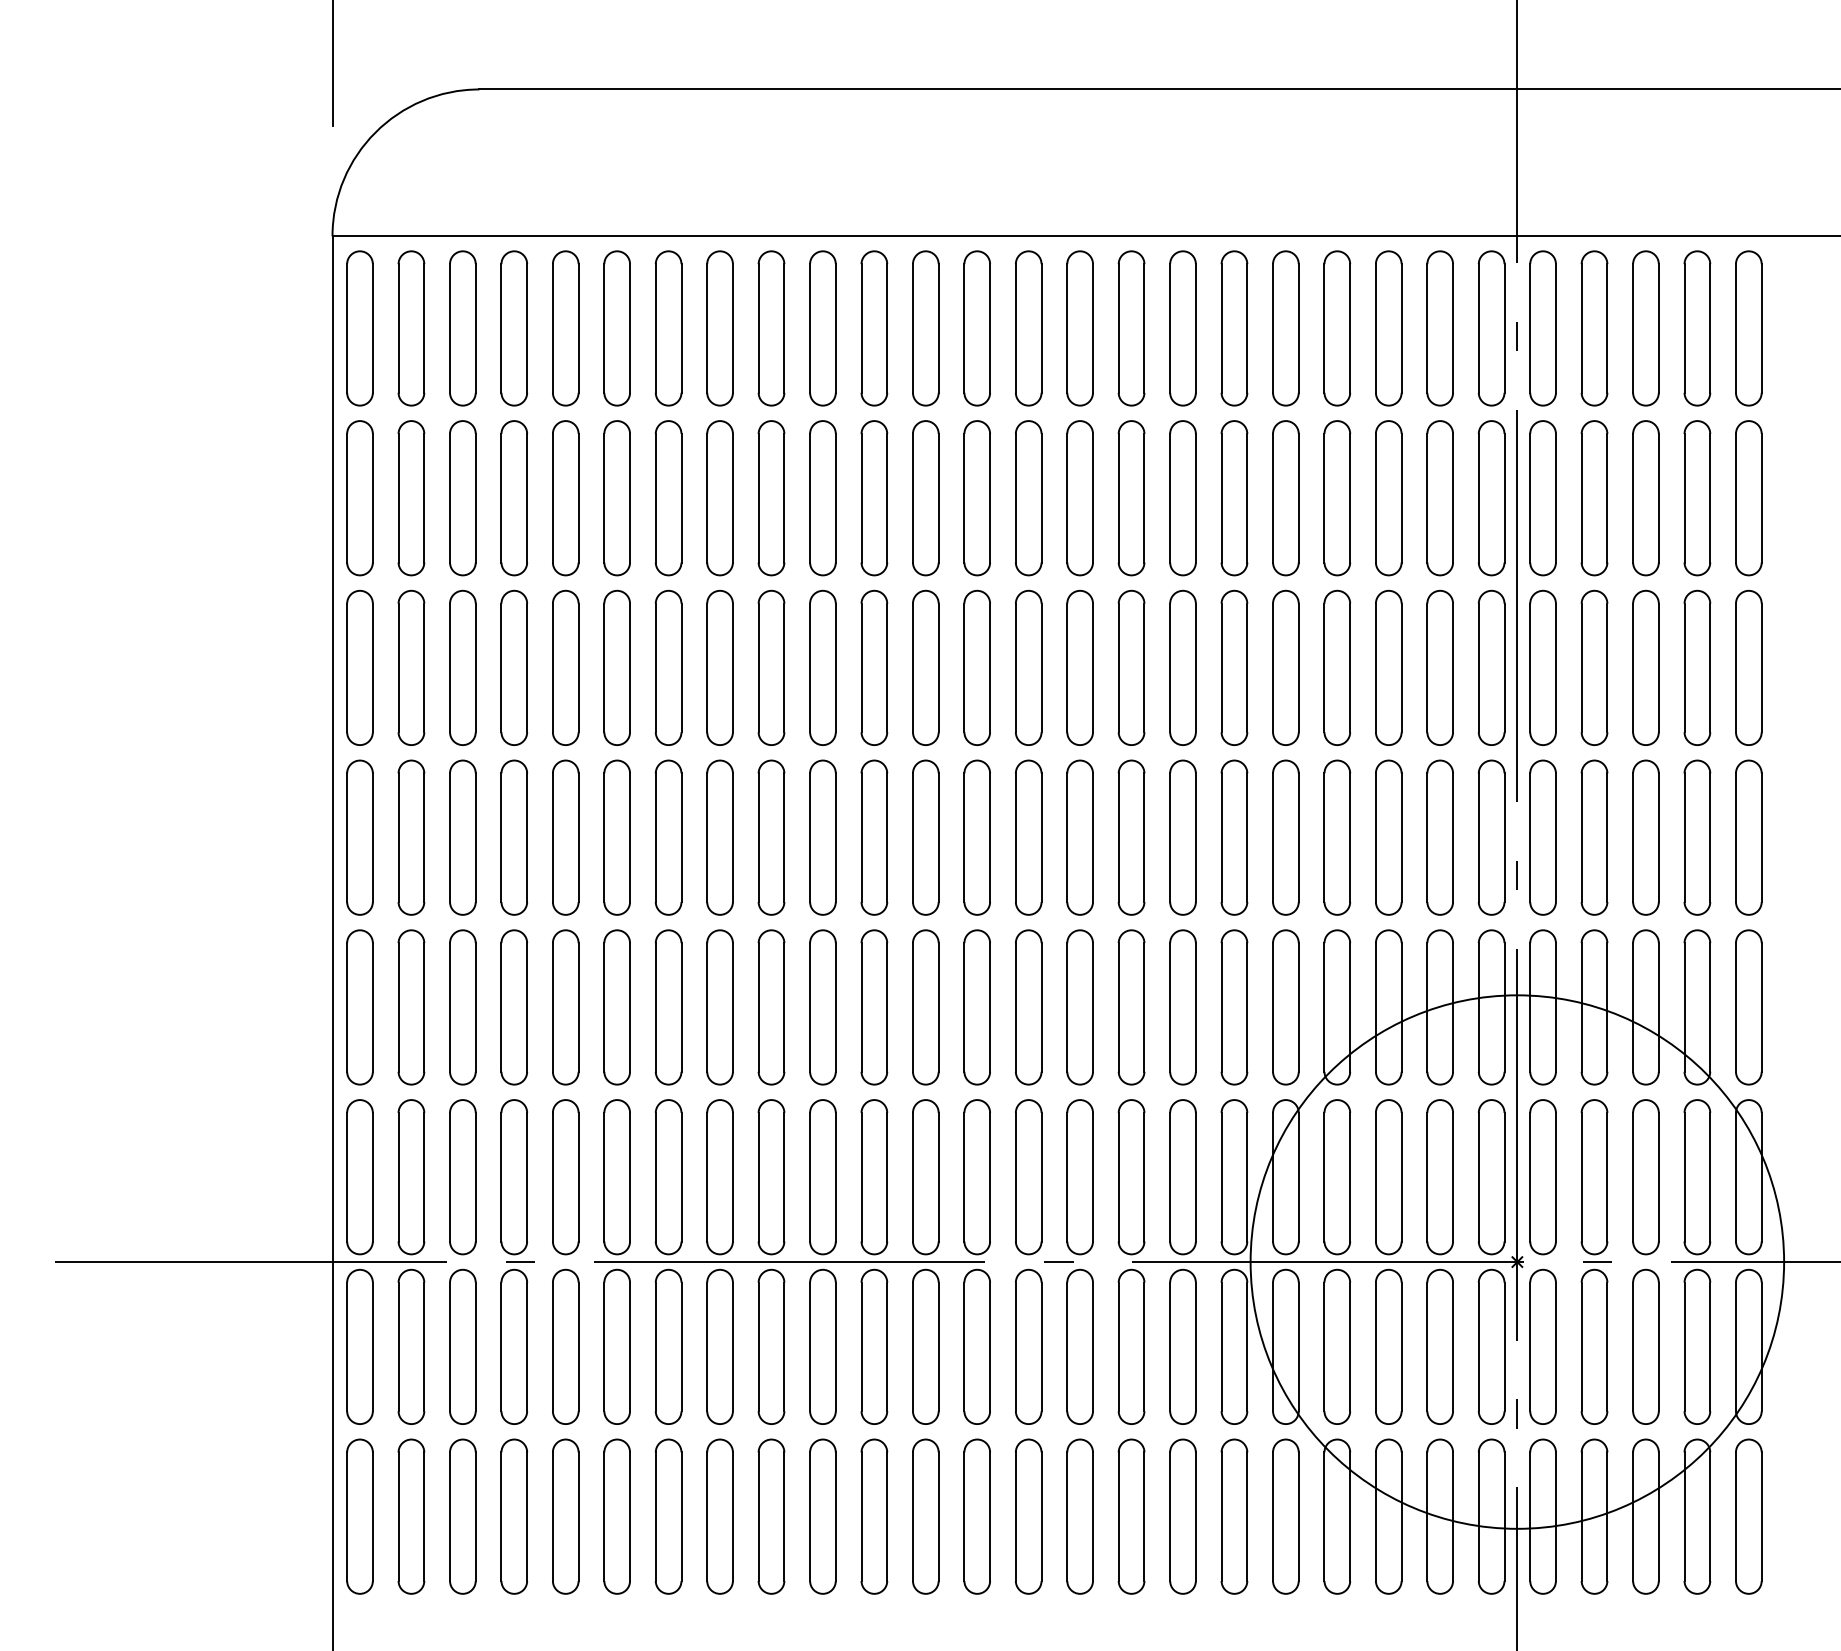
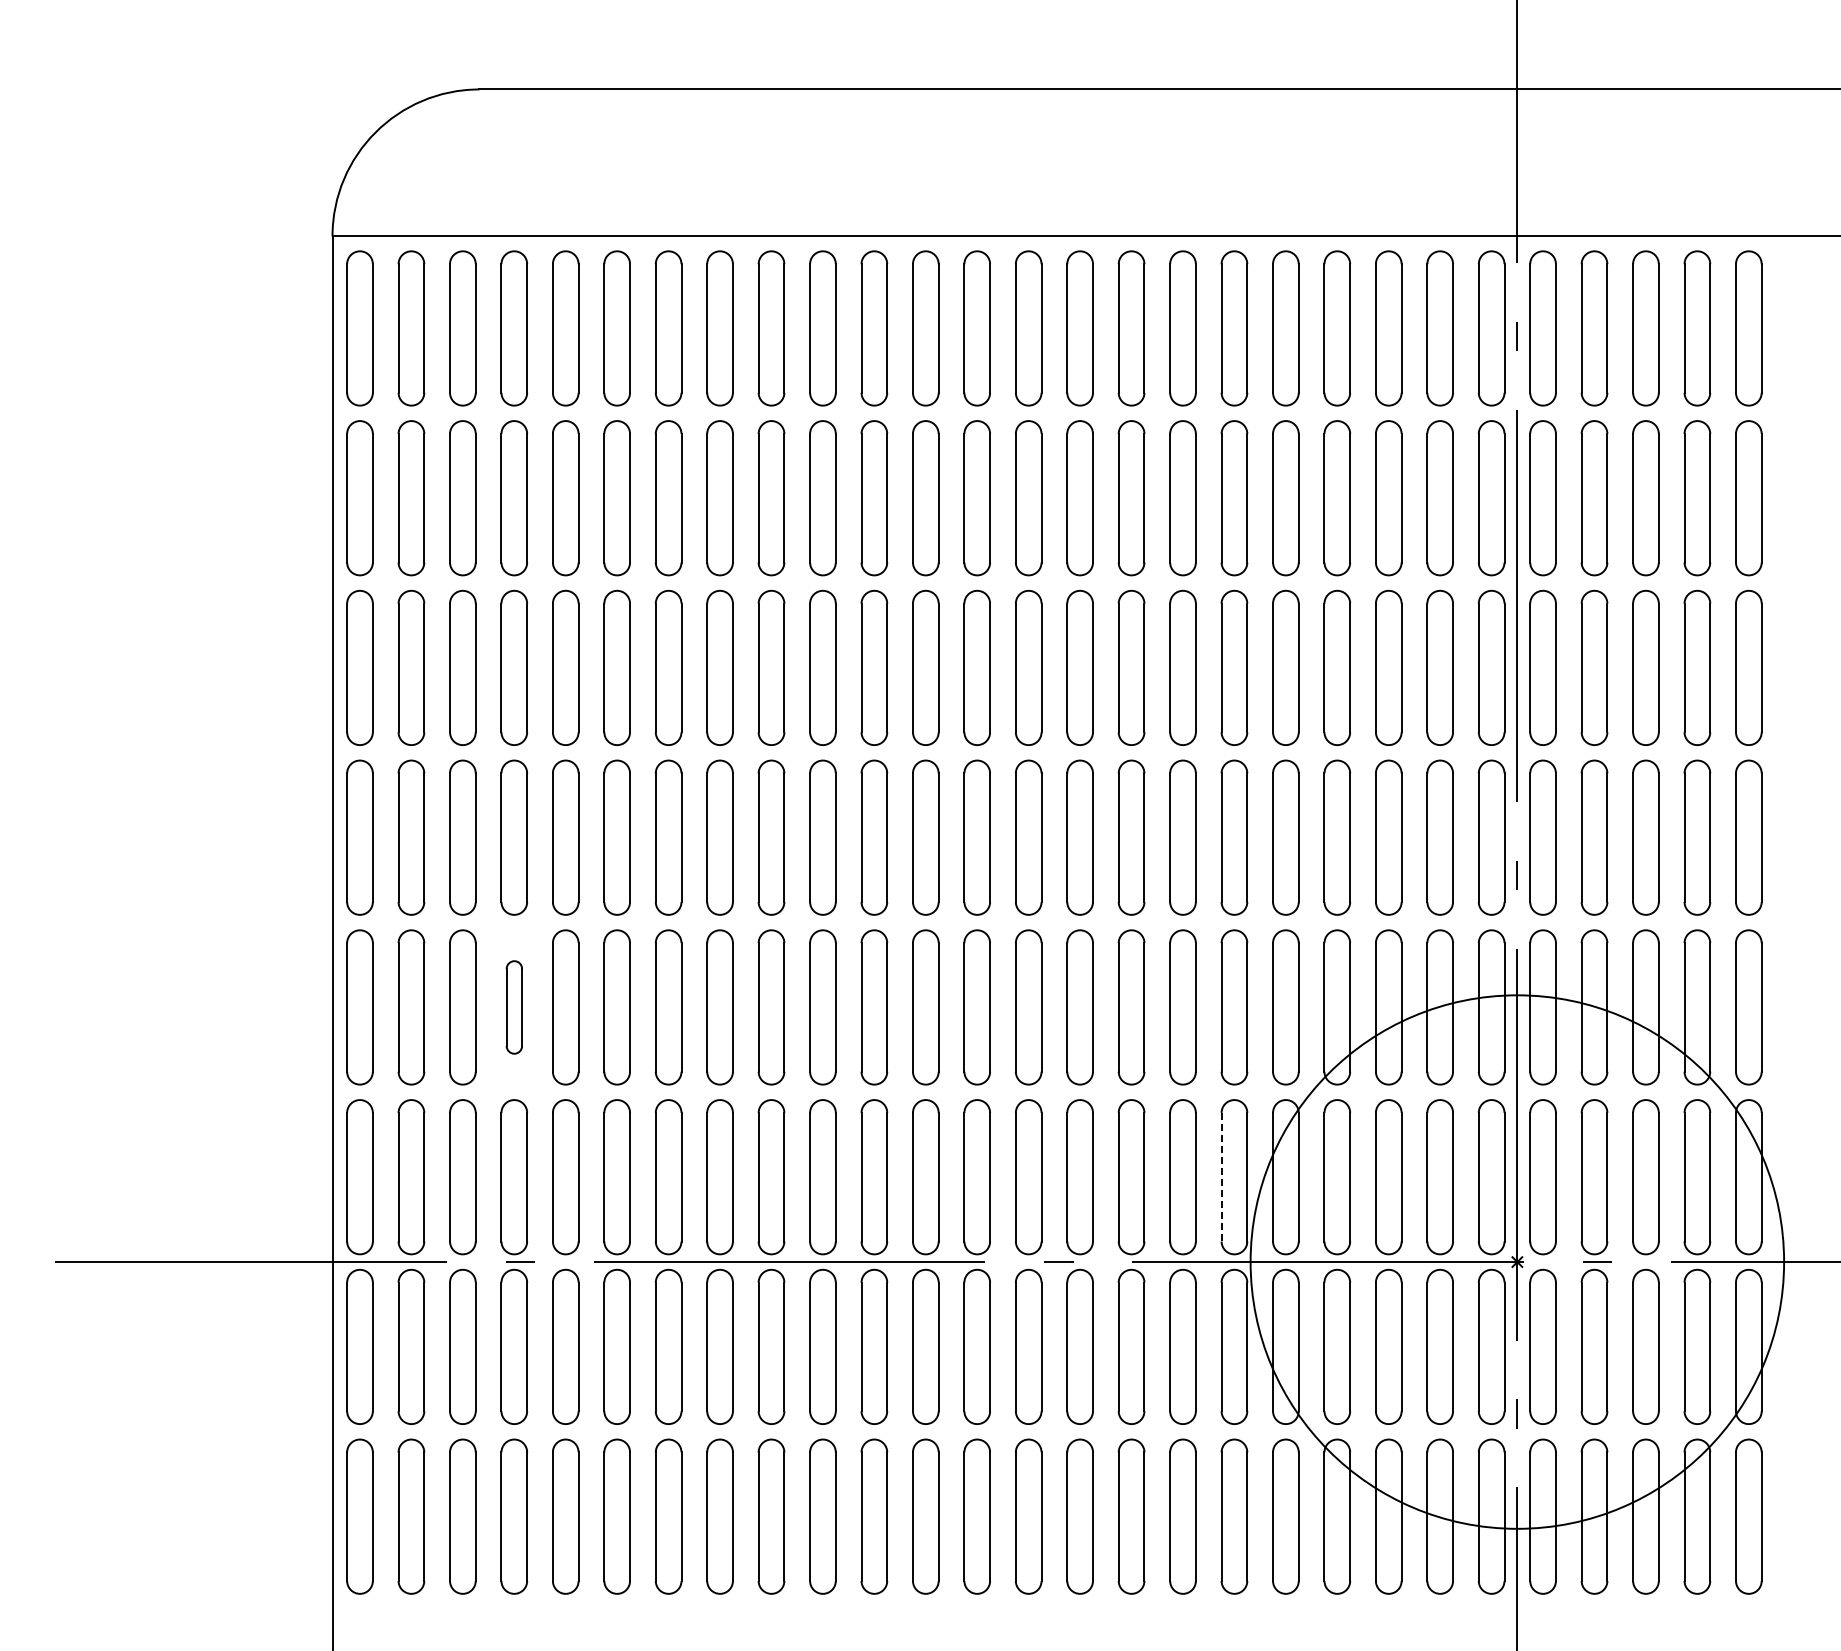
line: present -> none (333, 64)
part size: 29x157 px -> 18x95 px (513, 1007)
line: solid -> dashed (1221, 1177)
